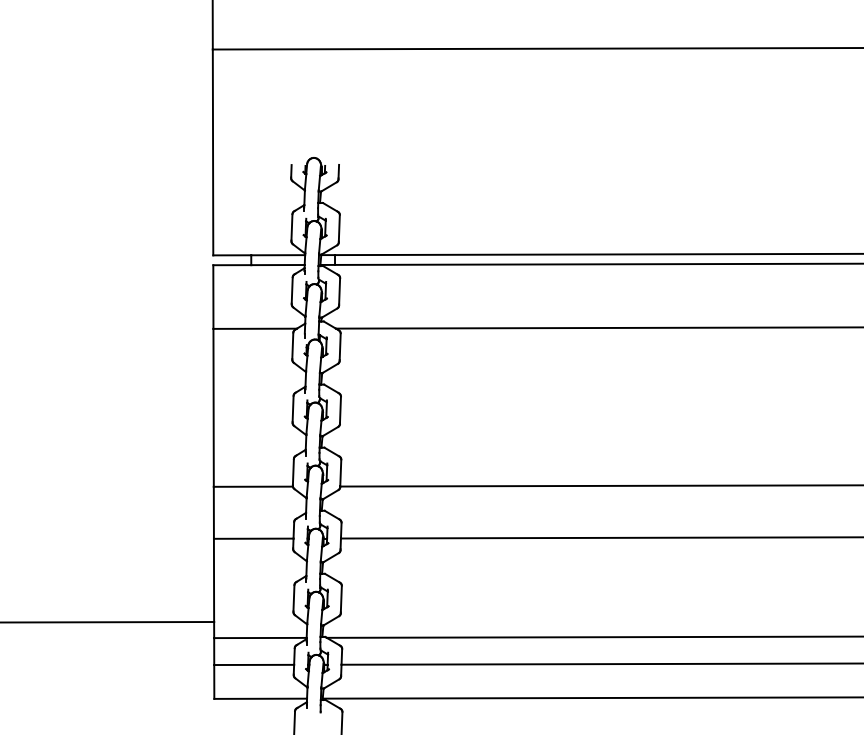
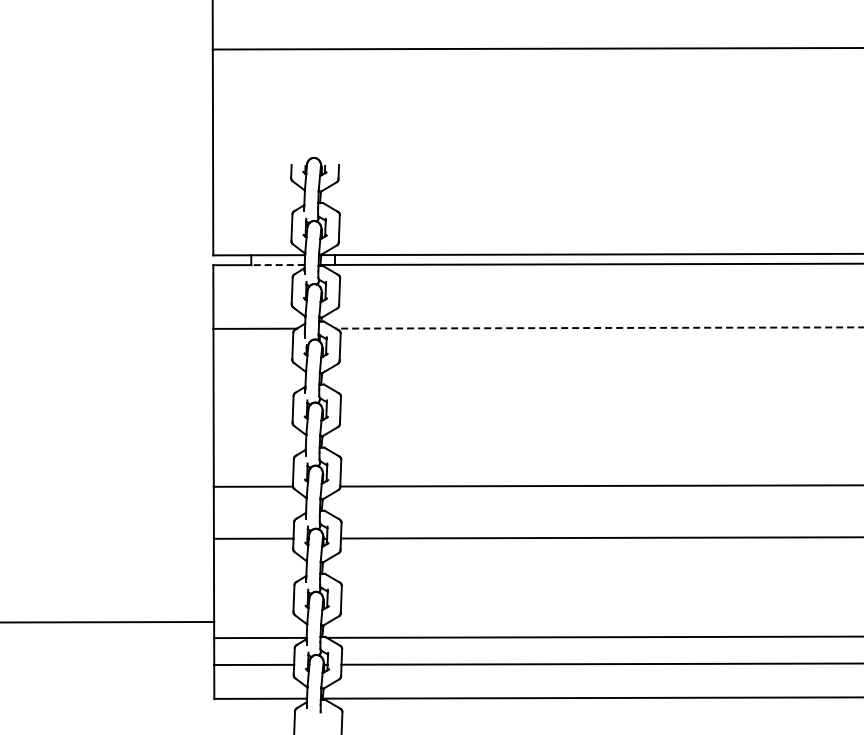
line: solid -> dashed (278, 265)
line: solid -> dashed (599, 328)
